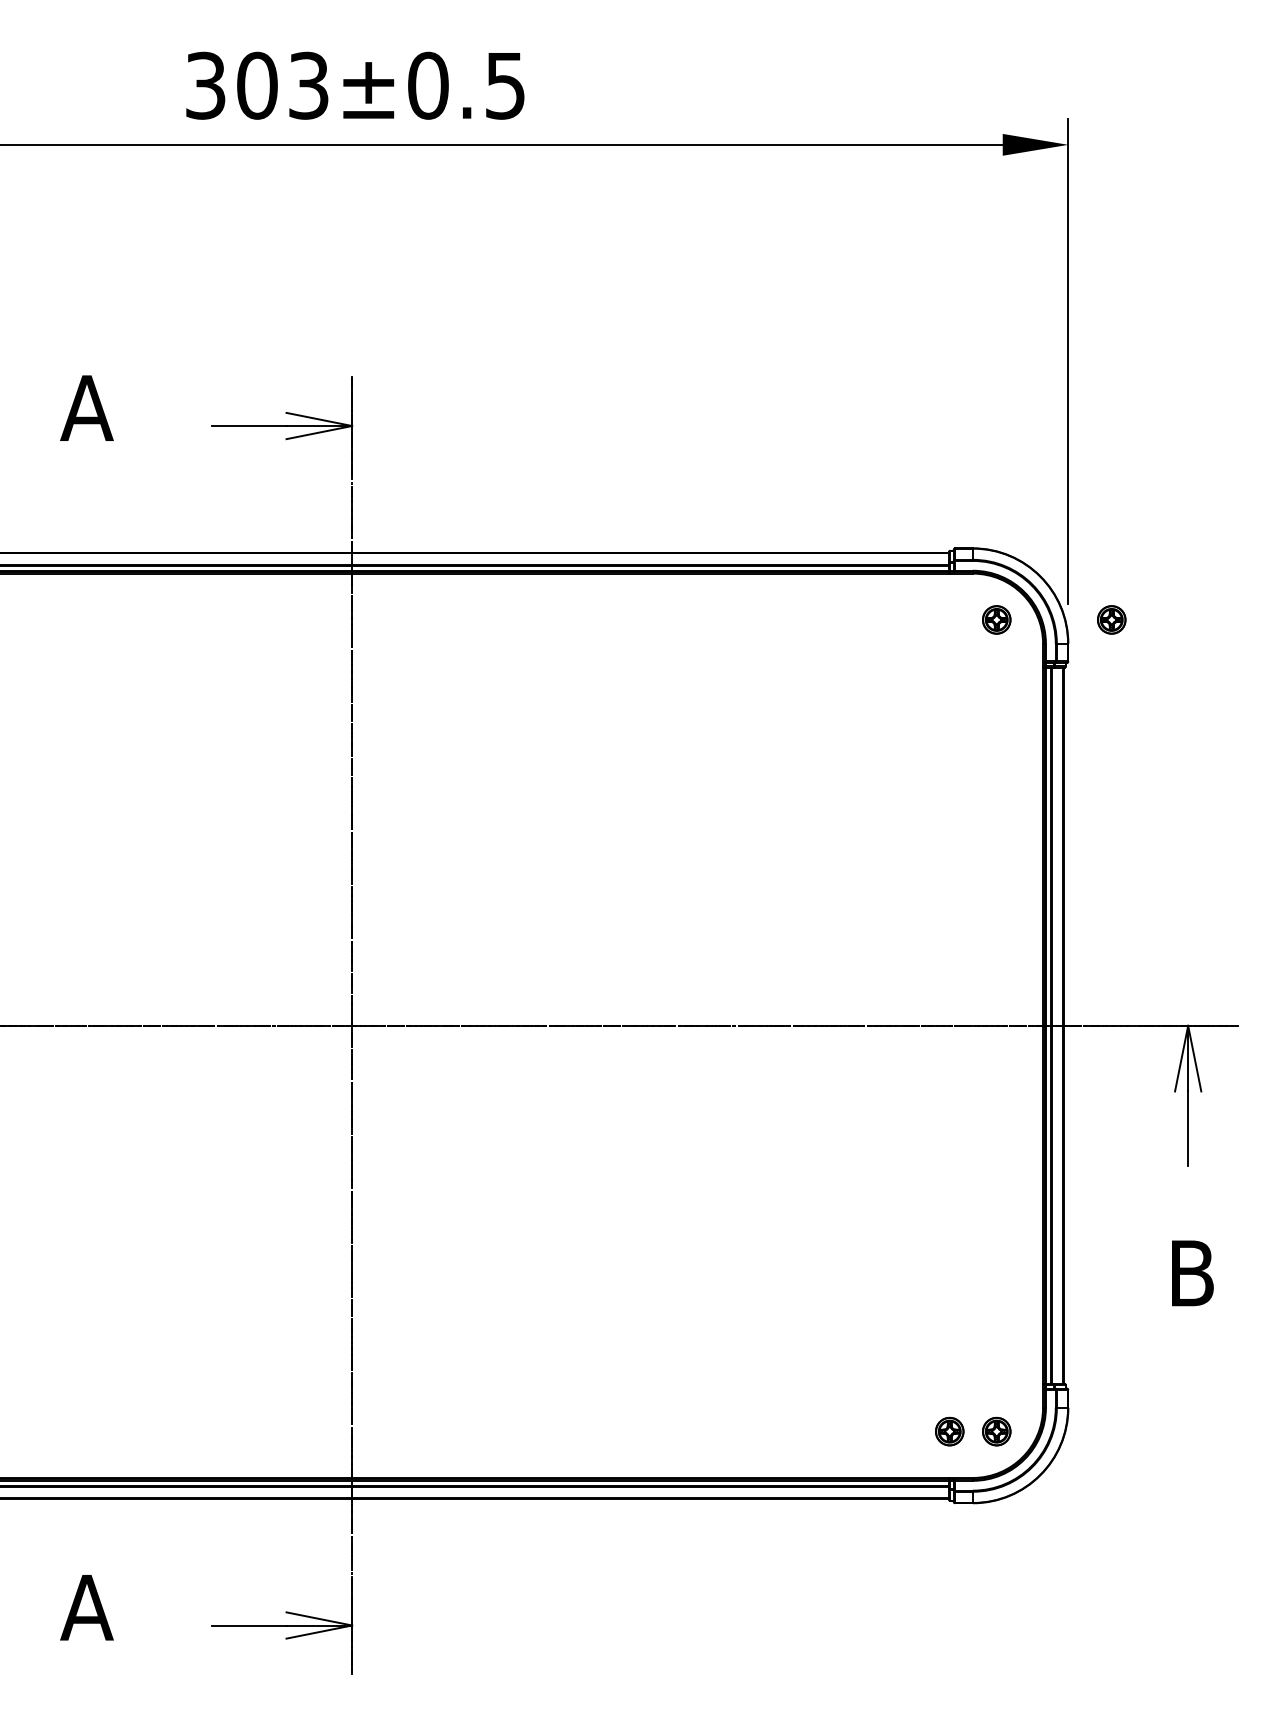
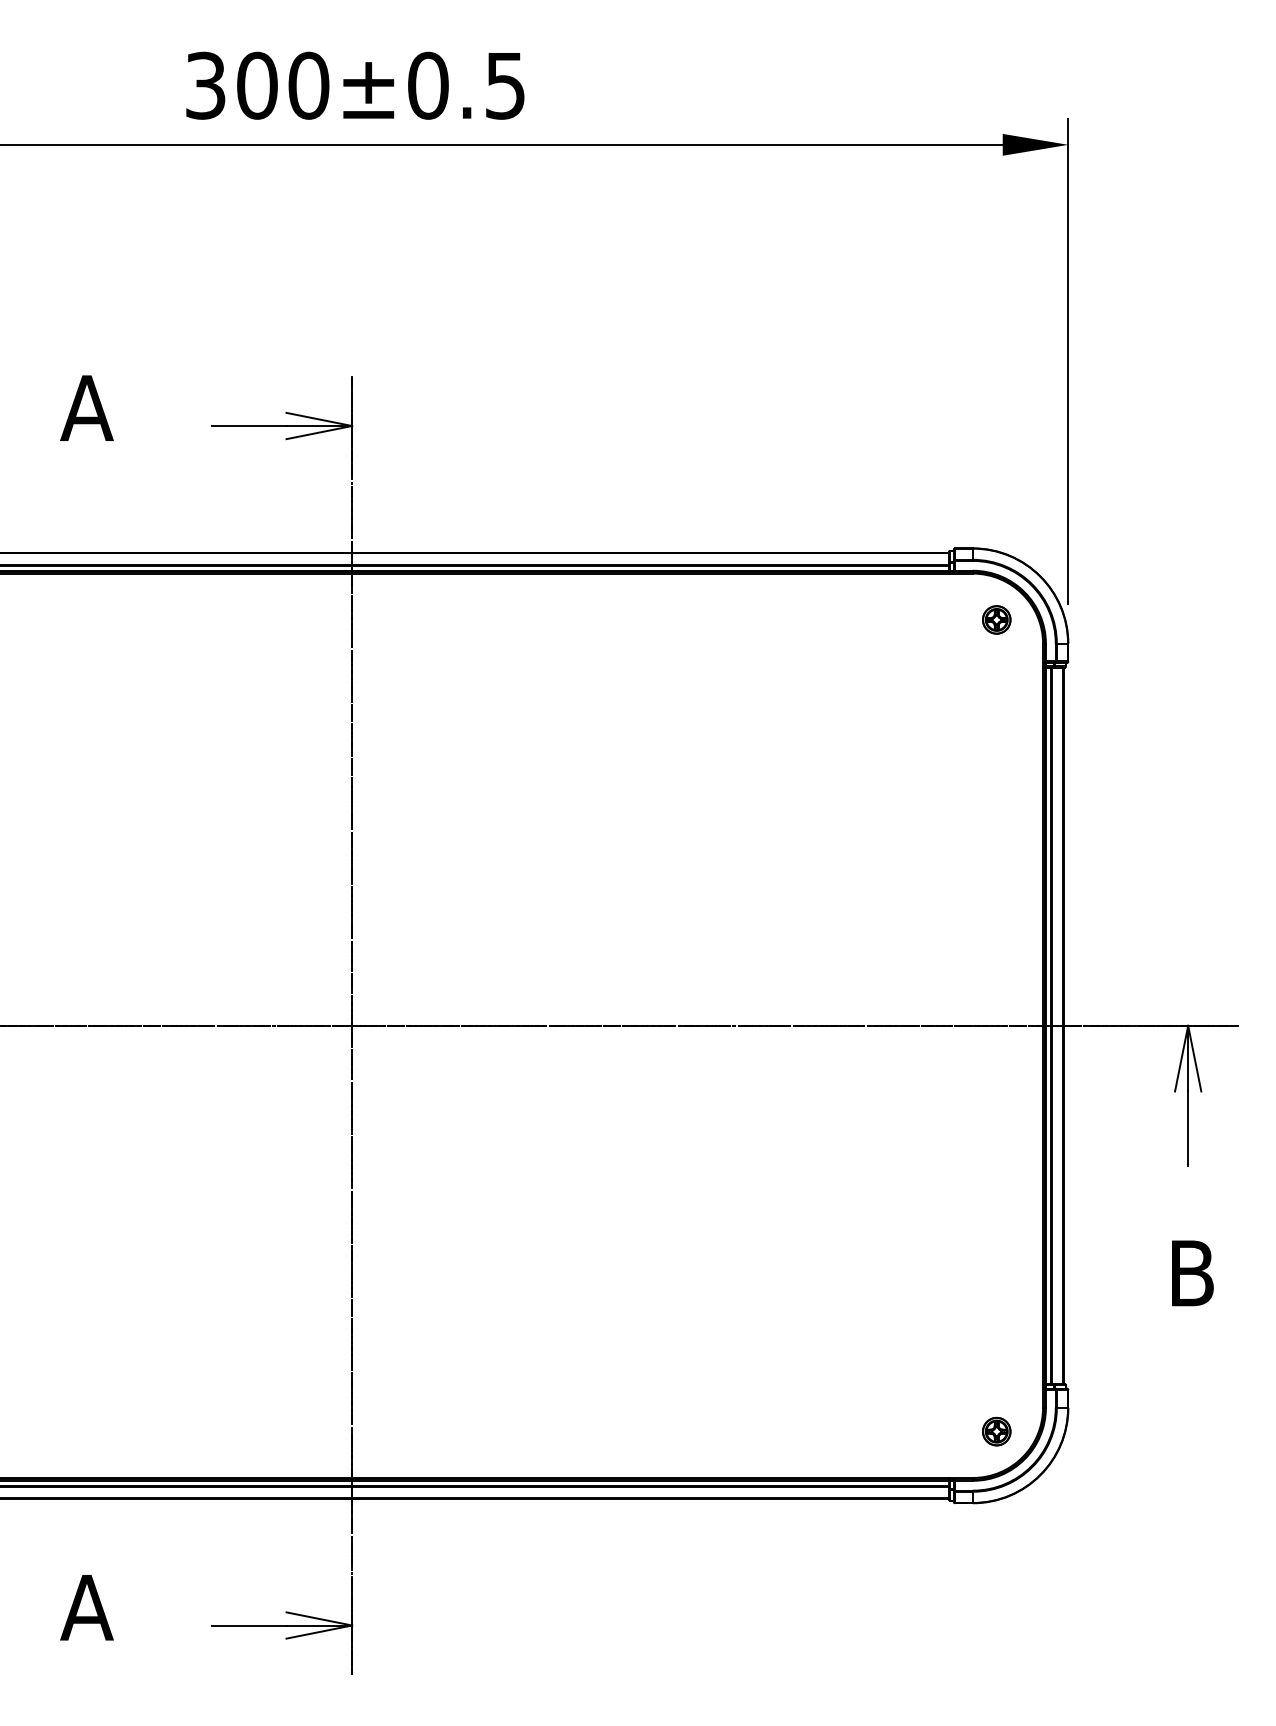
text: 303±0.5 -> 300±0.5 (308, 85)
part: present -> none (1111, 619)
part: present -> none (949, 1431)
